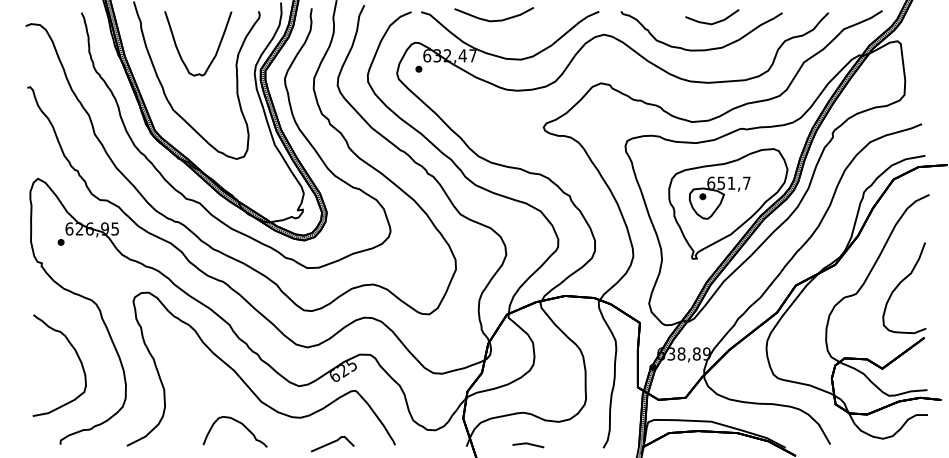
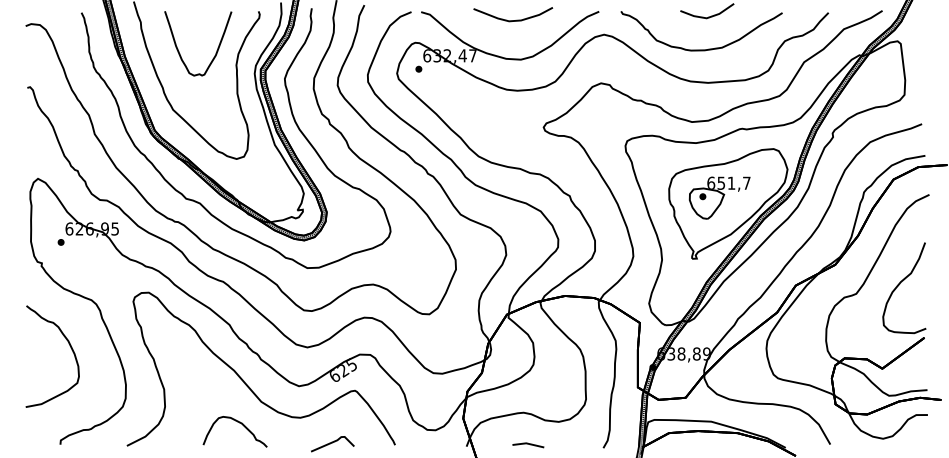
curve position: (497, 19) -> (516, 19) (516, 19)
line position: (713, 22) -> (708, 16) (708, 16)
curve position: (77, 357) -> (70, 348) (70, 348)
